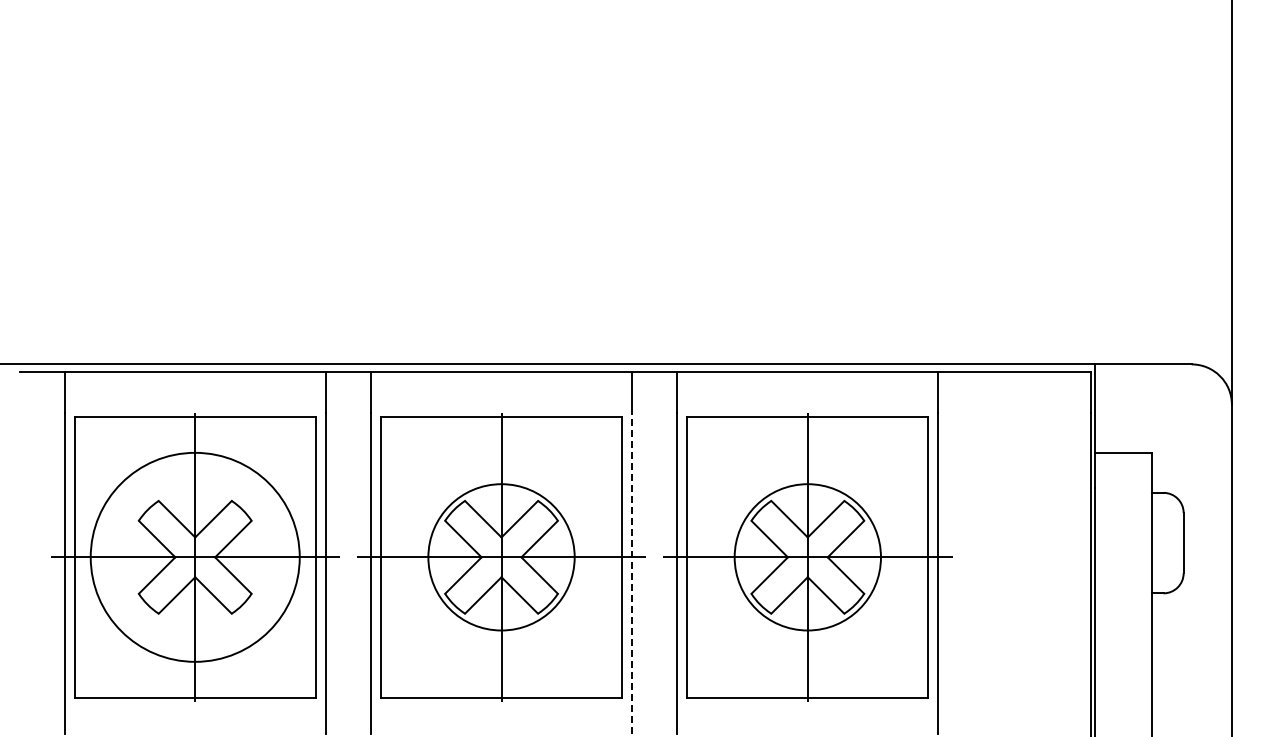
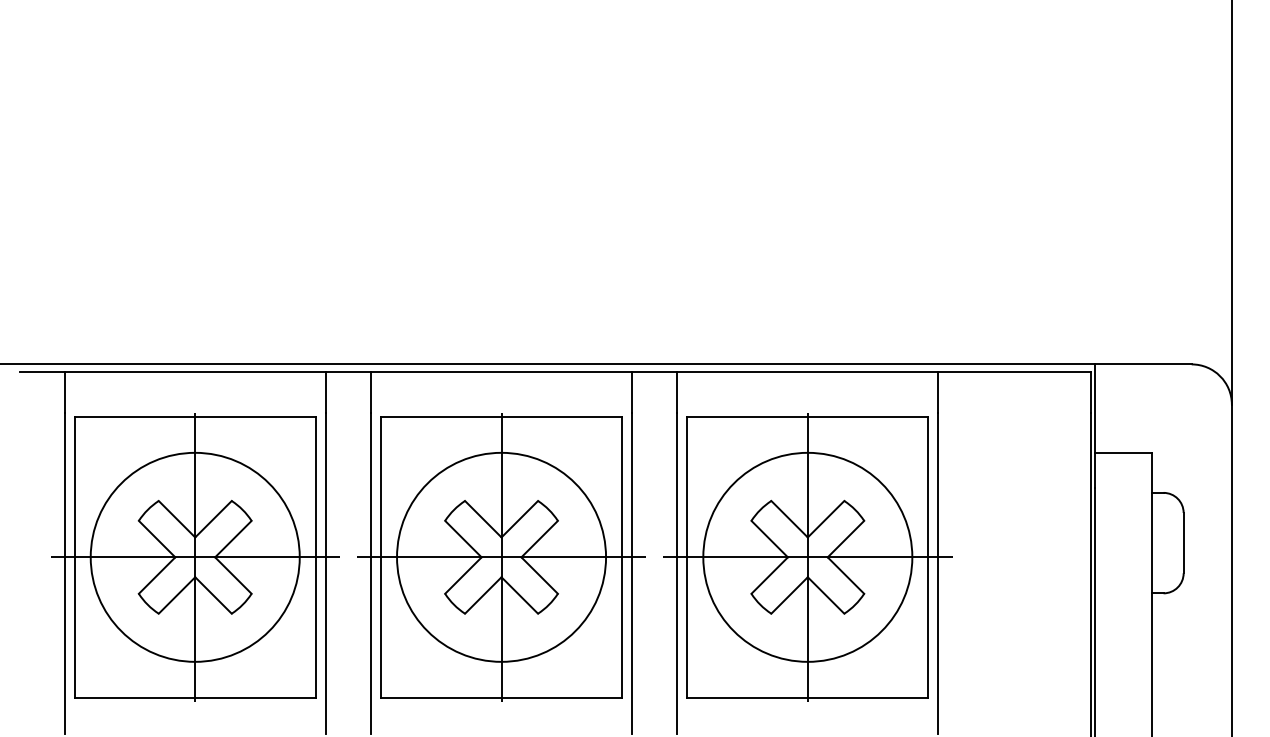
circle diameter: 146 px -> 209 px (501, 556)
circle diameter: 146 px -> 209 px (807, 556)
line: dashed -> solid (632, 573)
